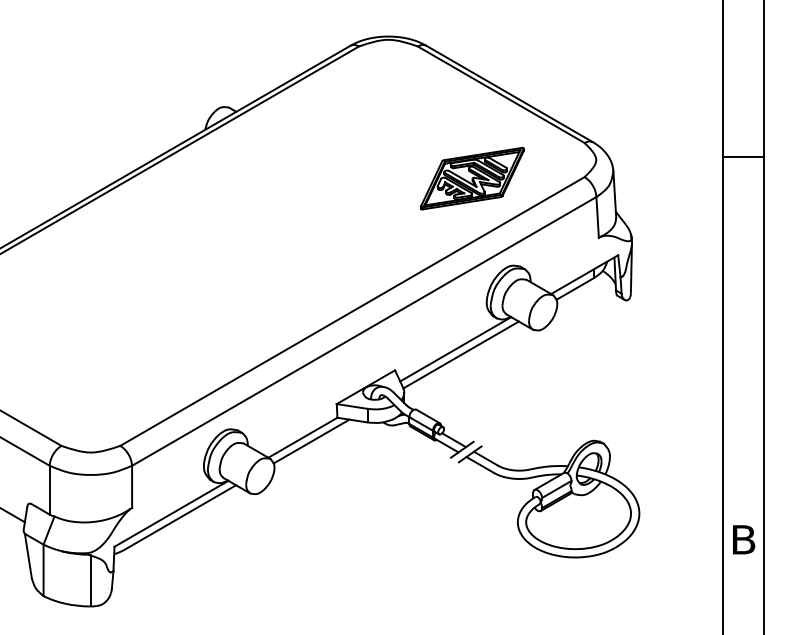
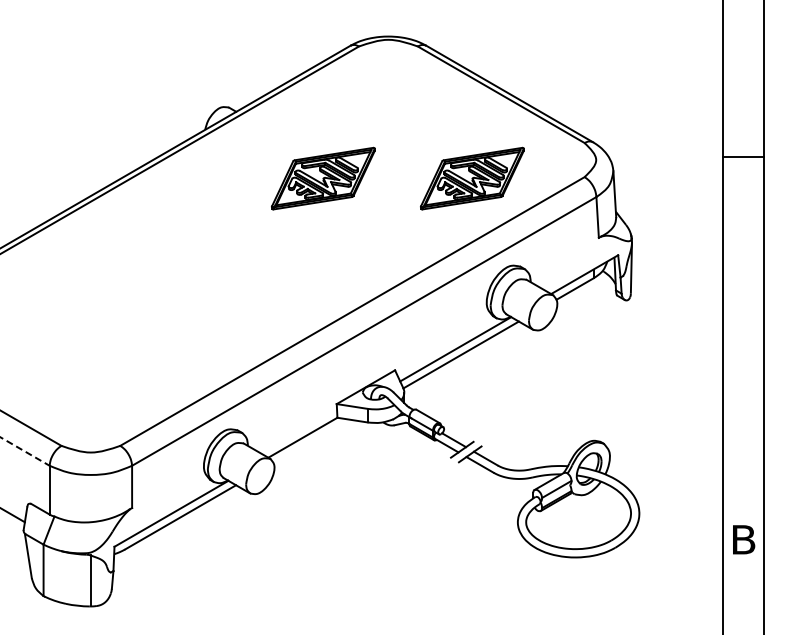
part: none -> present (323, 178)
line: present -> none (311, 441)
line: solid -> dashed (25, 451)
